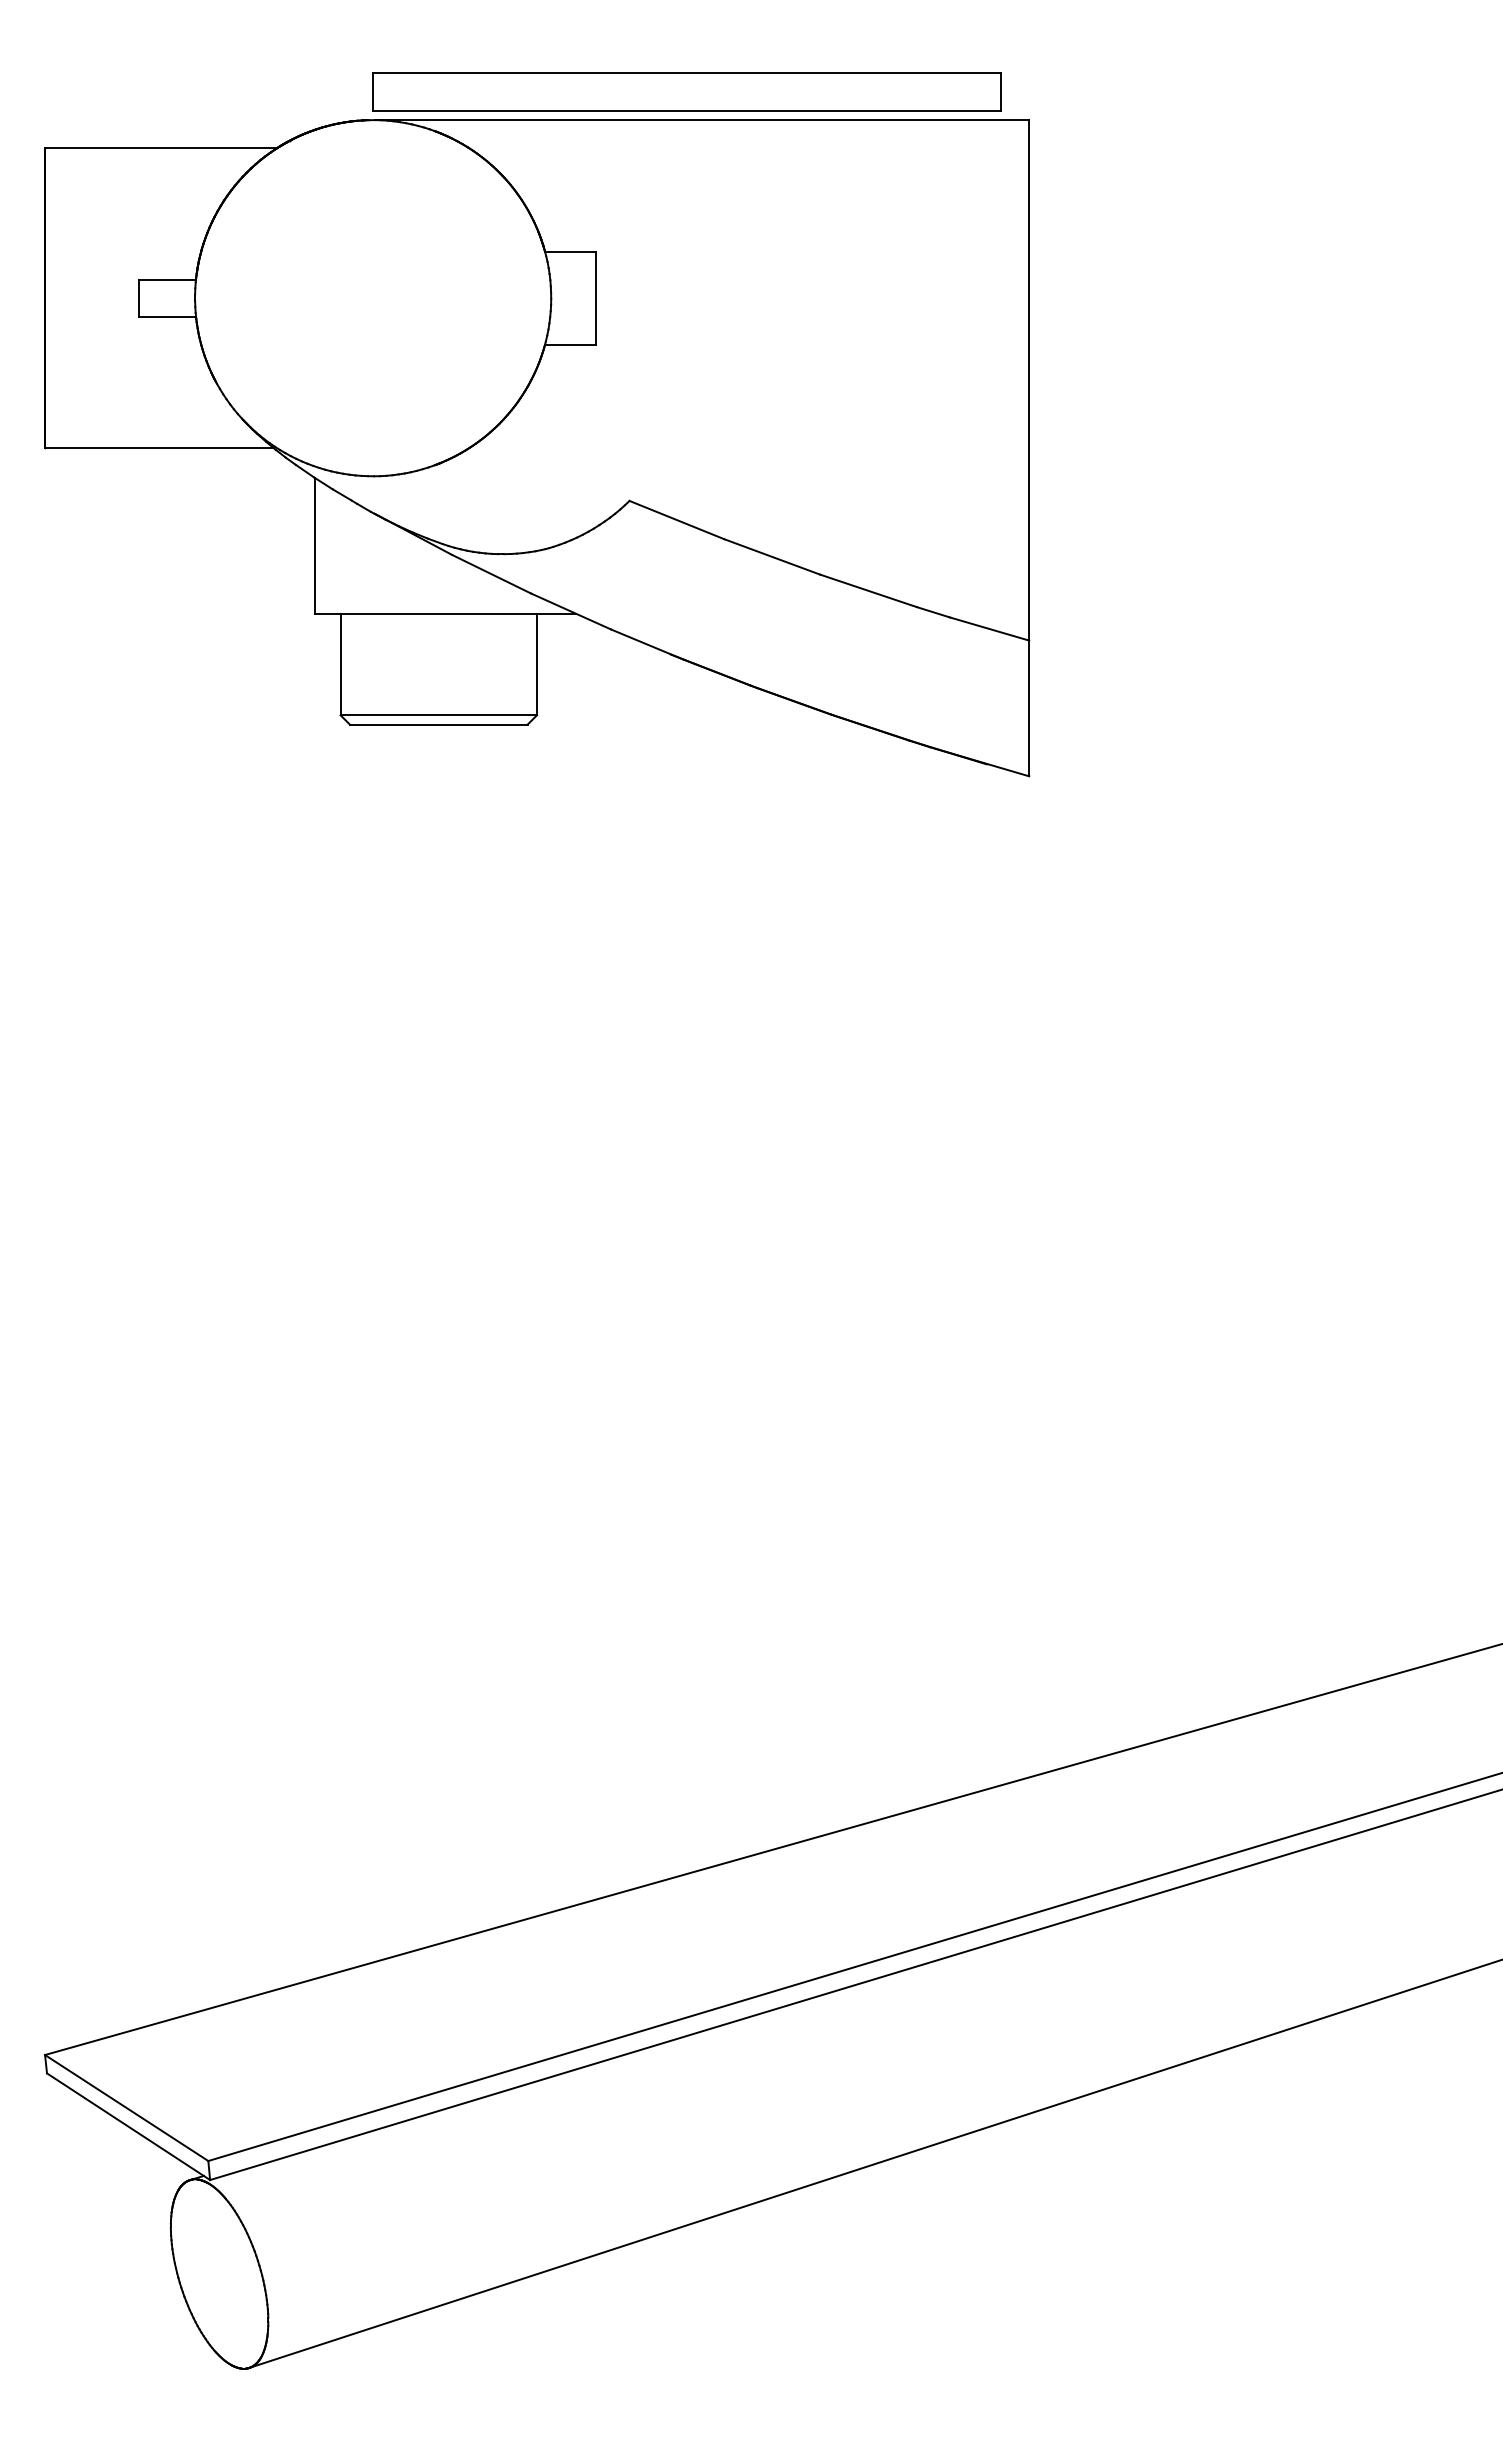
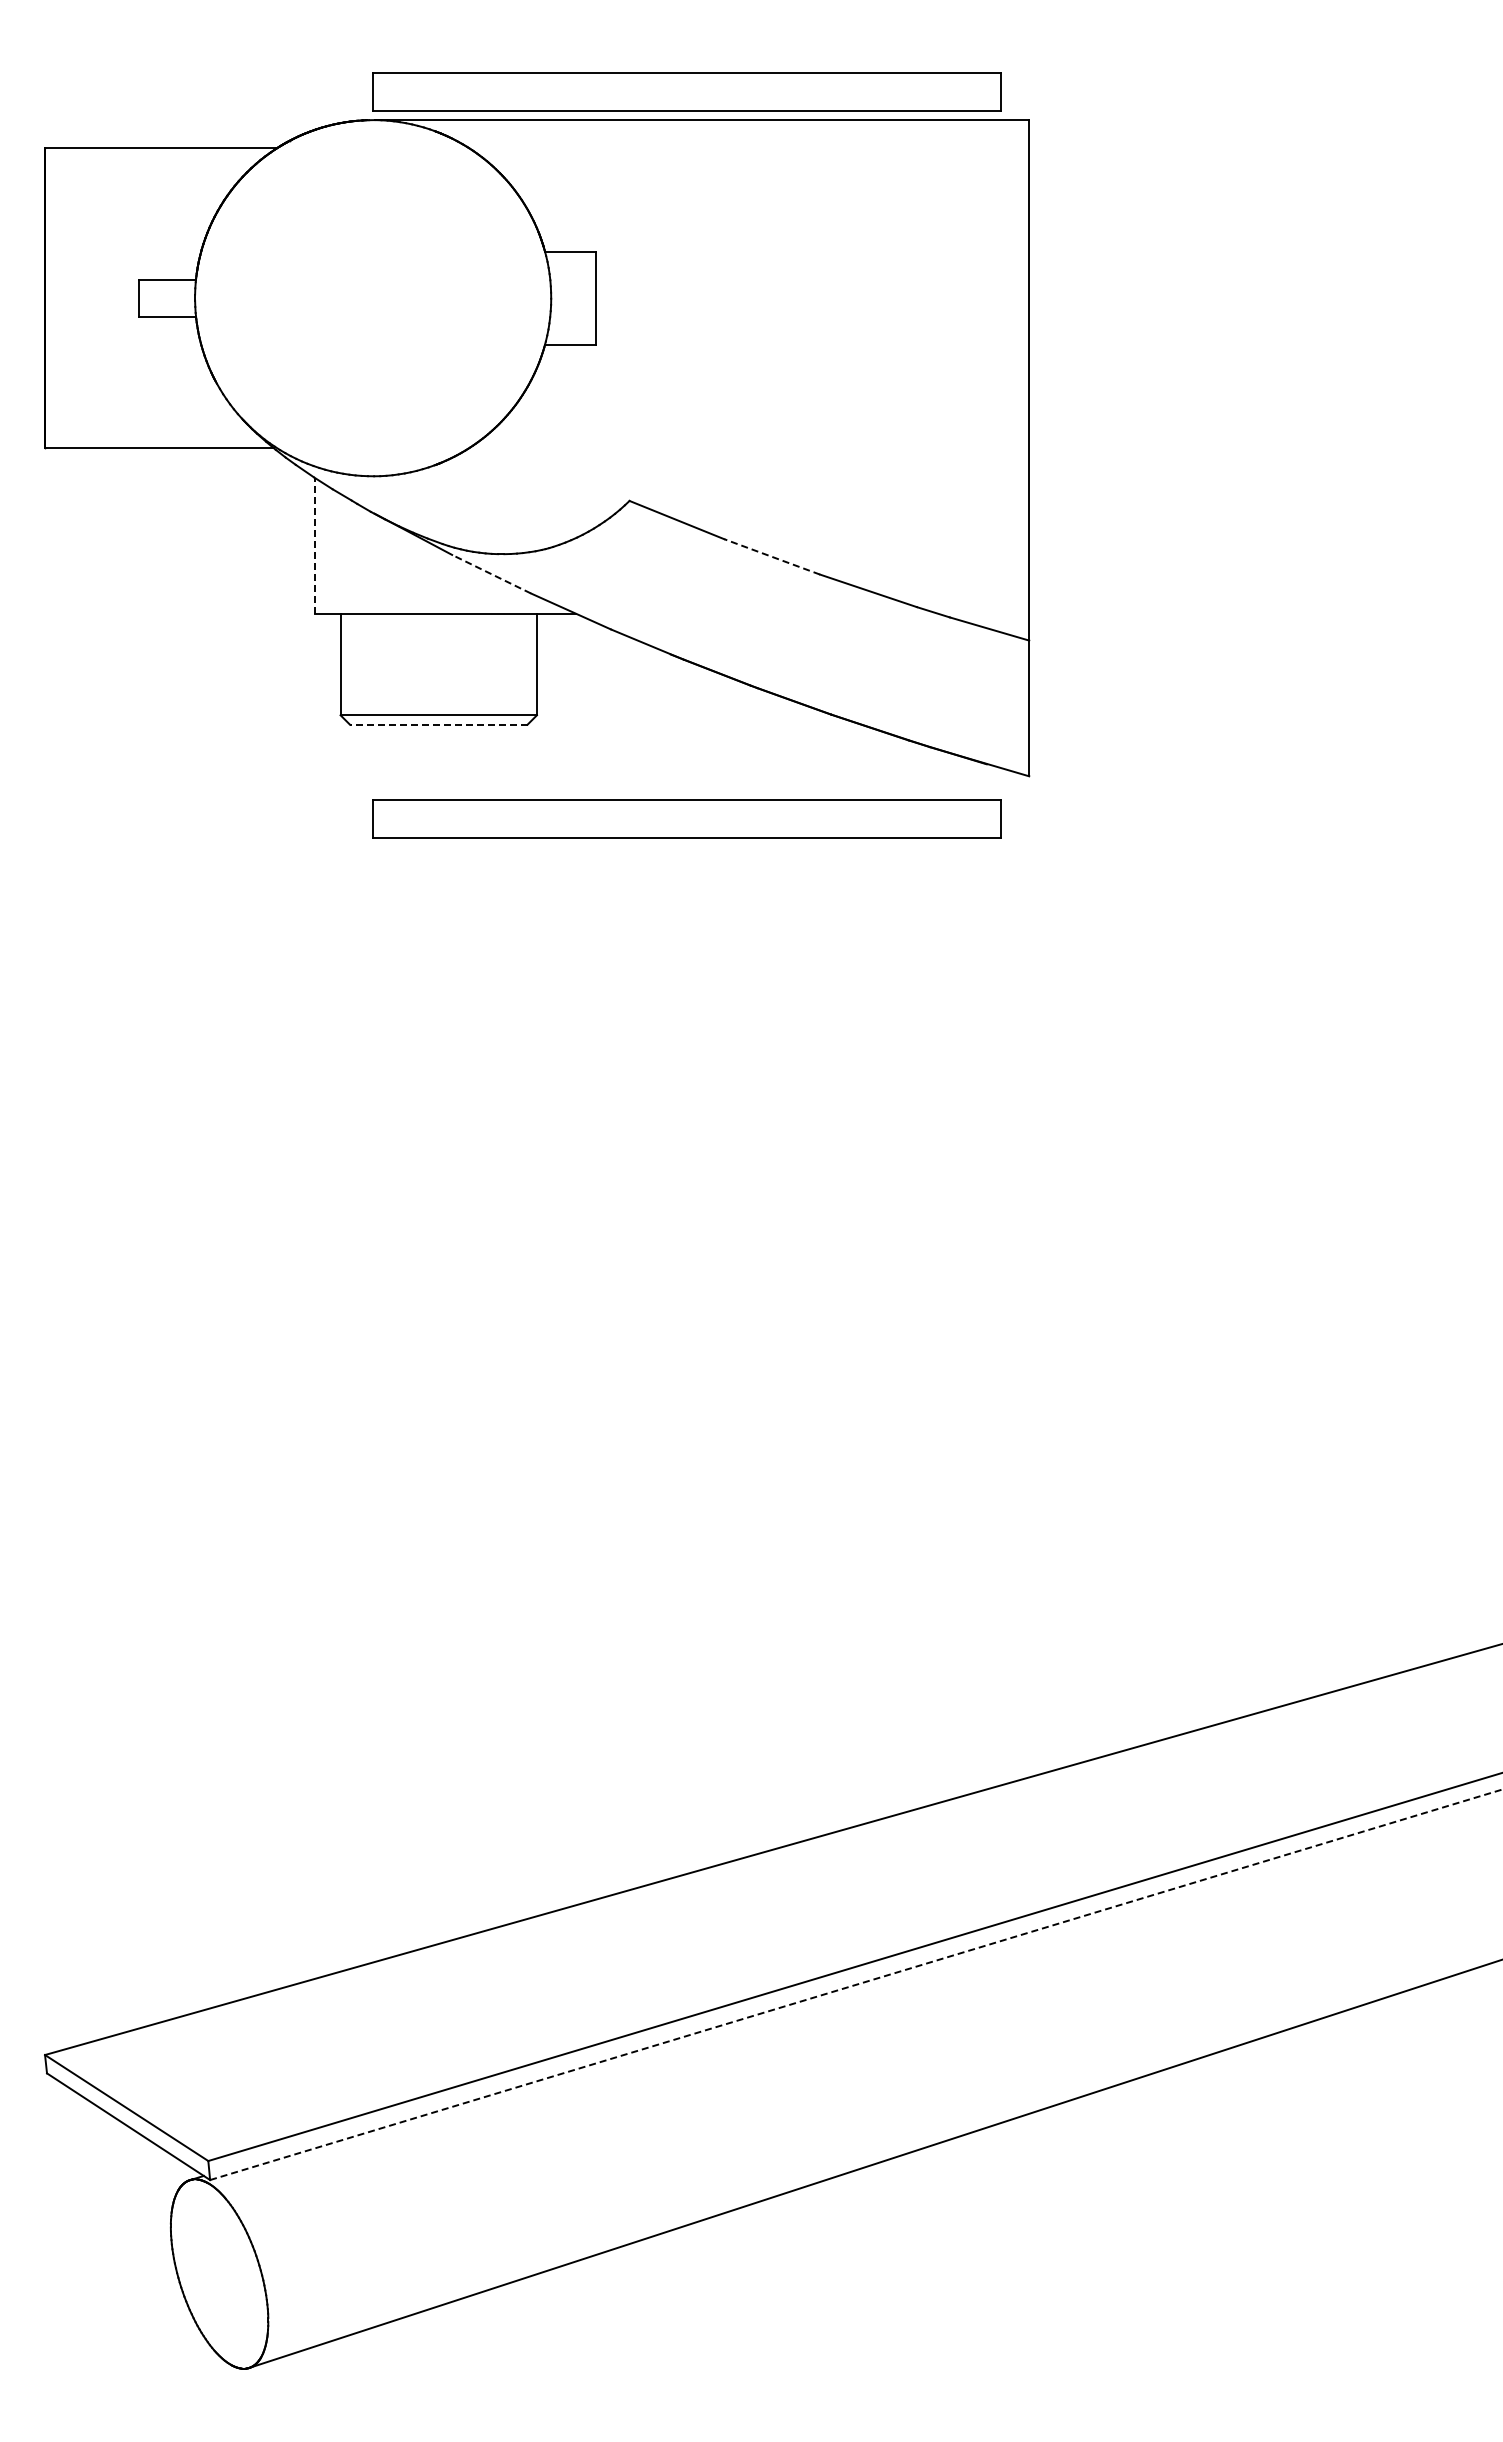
line: solid -> dashed (315, 546)
line: solid -> dashed (771, 556)
line: solid -> dashed (491, 574)
line: solid -> dashed (438, 724)
part: none -> present (686, 818)
line: solid -> dashed (857, 1984)
